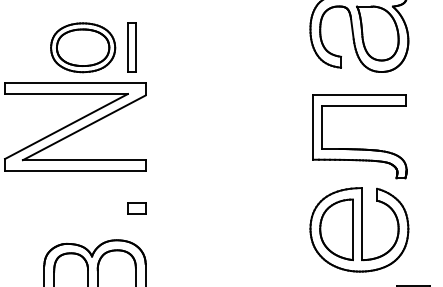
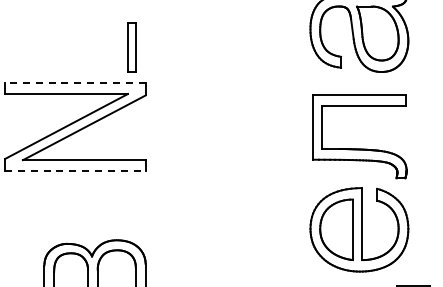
part: present -> none (83, 47)
line: solid -> dashed (74, 83)
line: solid -> dashed (75, 171)
part: present -> none (136, 208)
